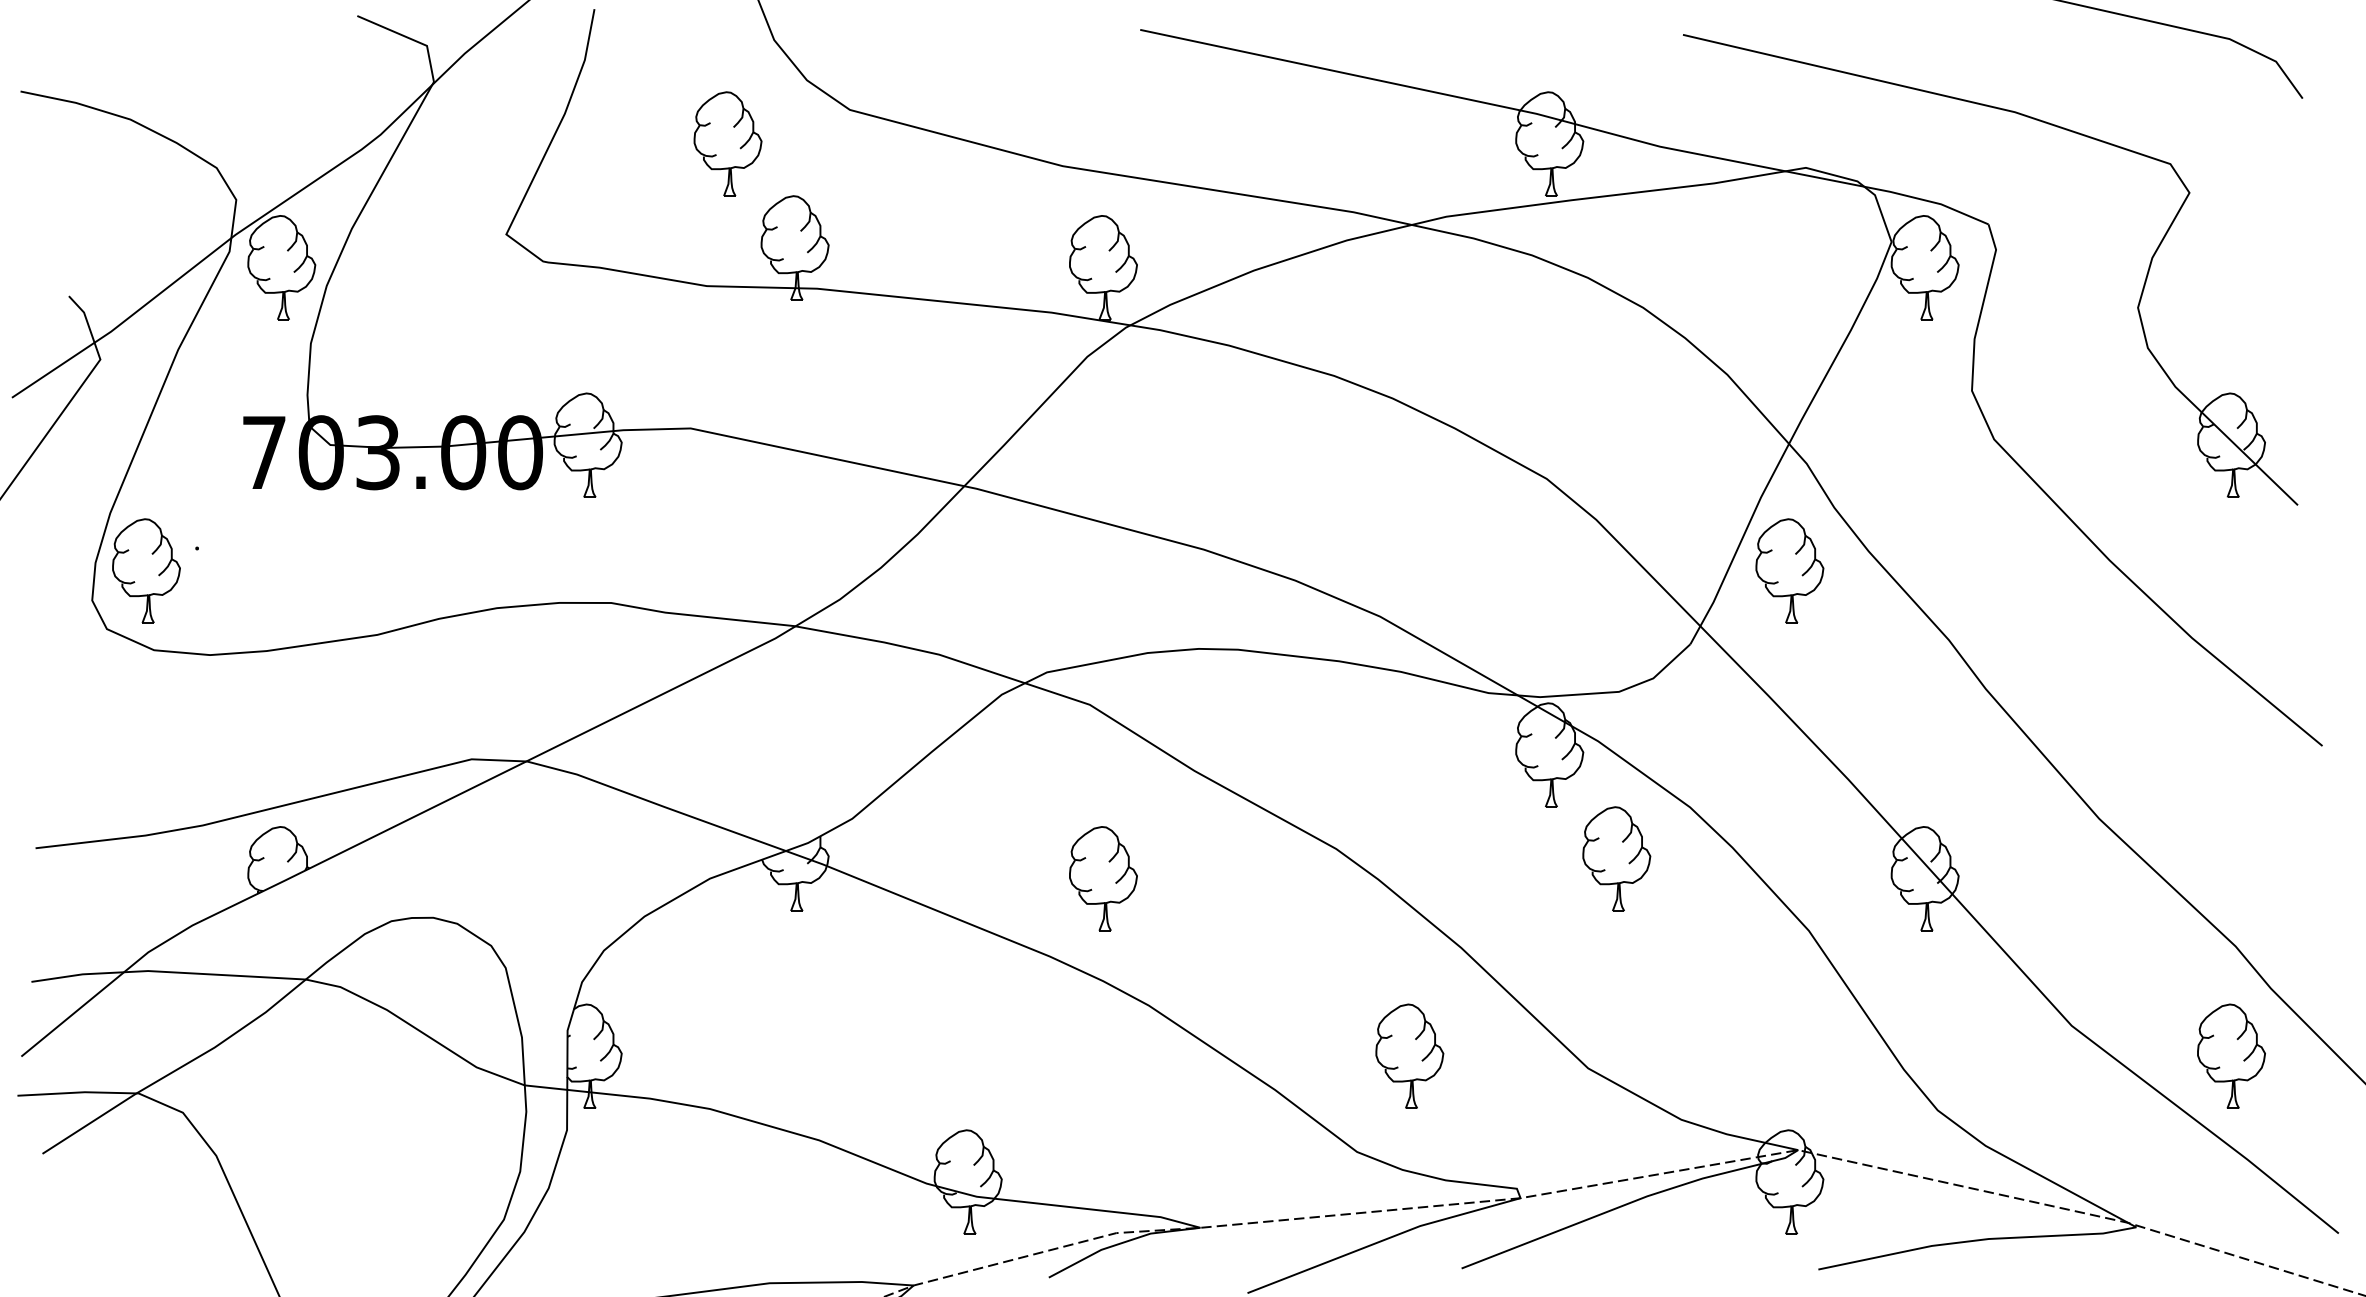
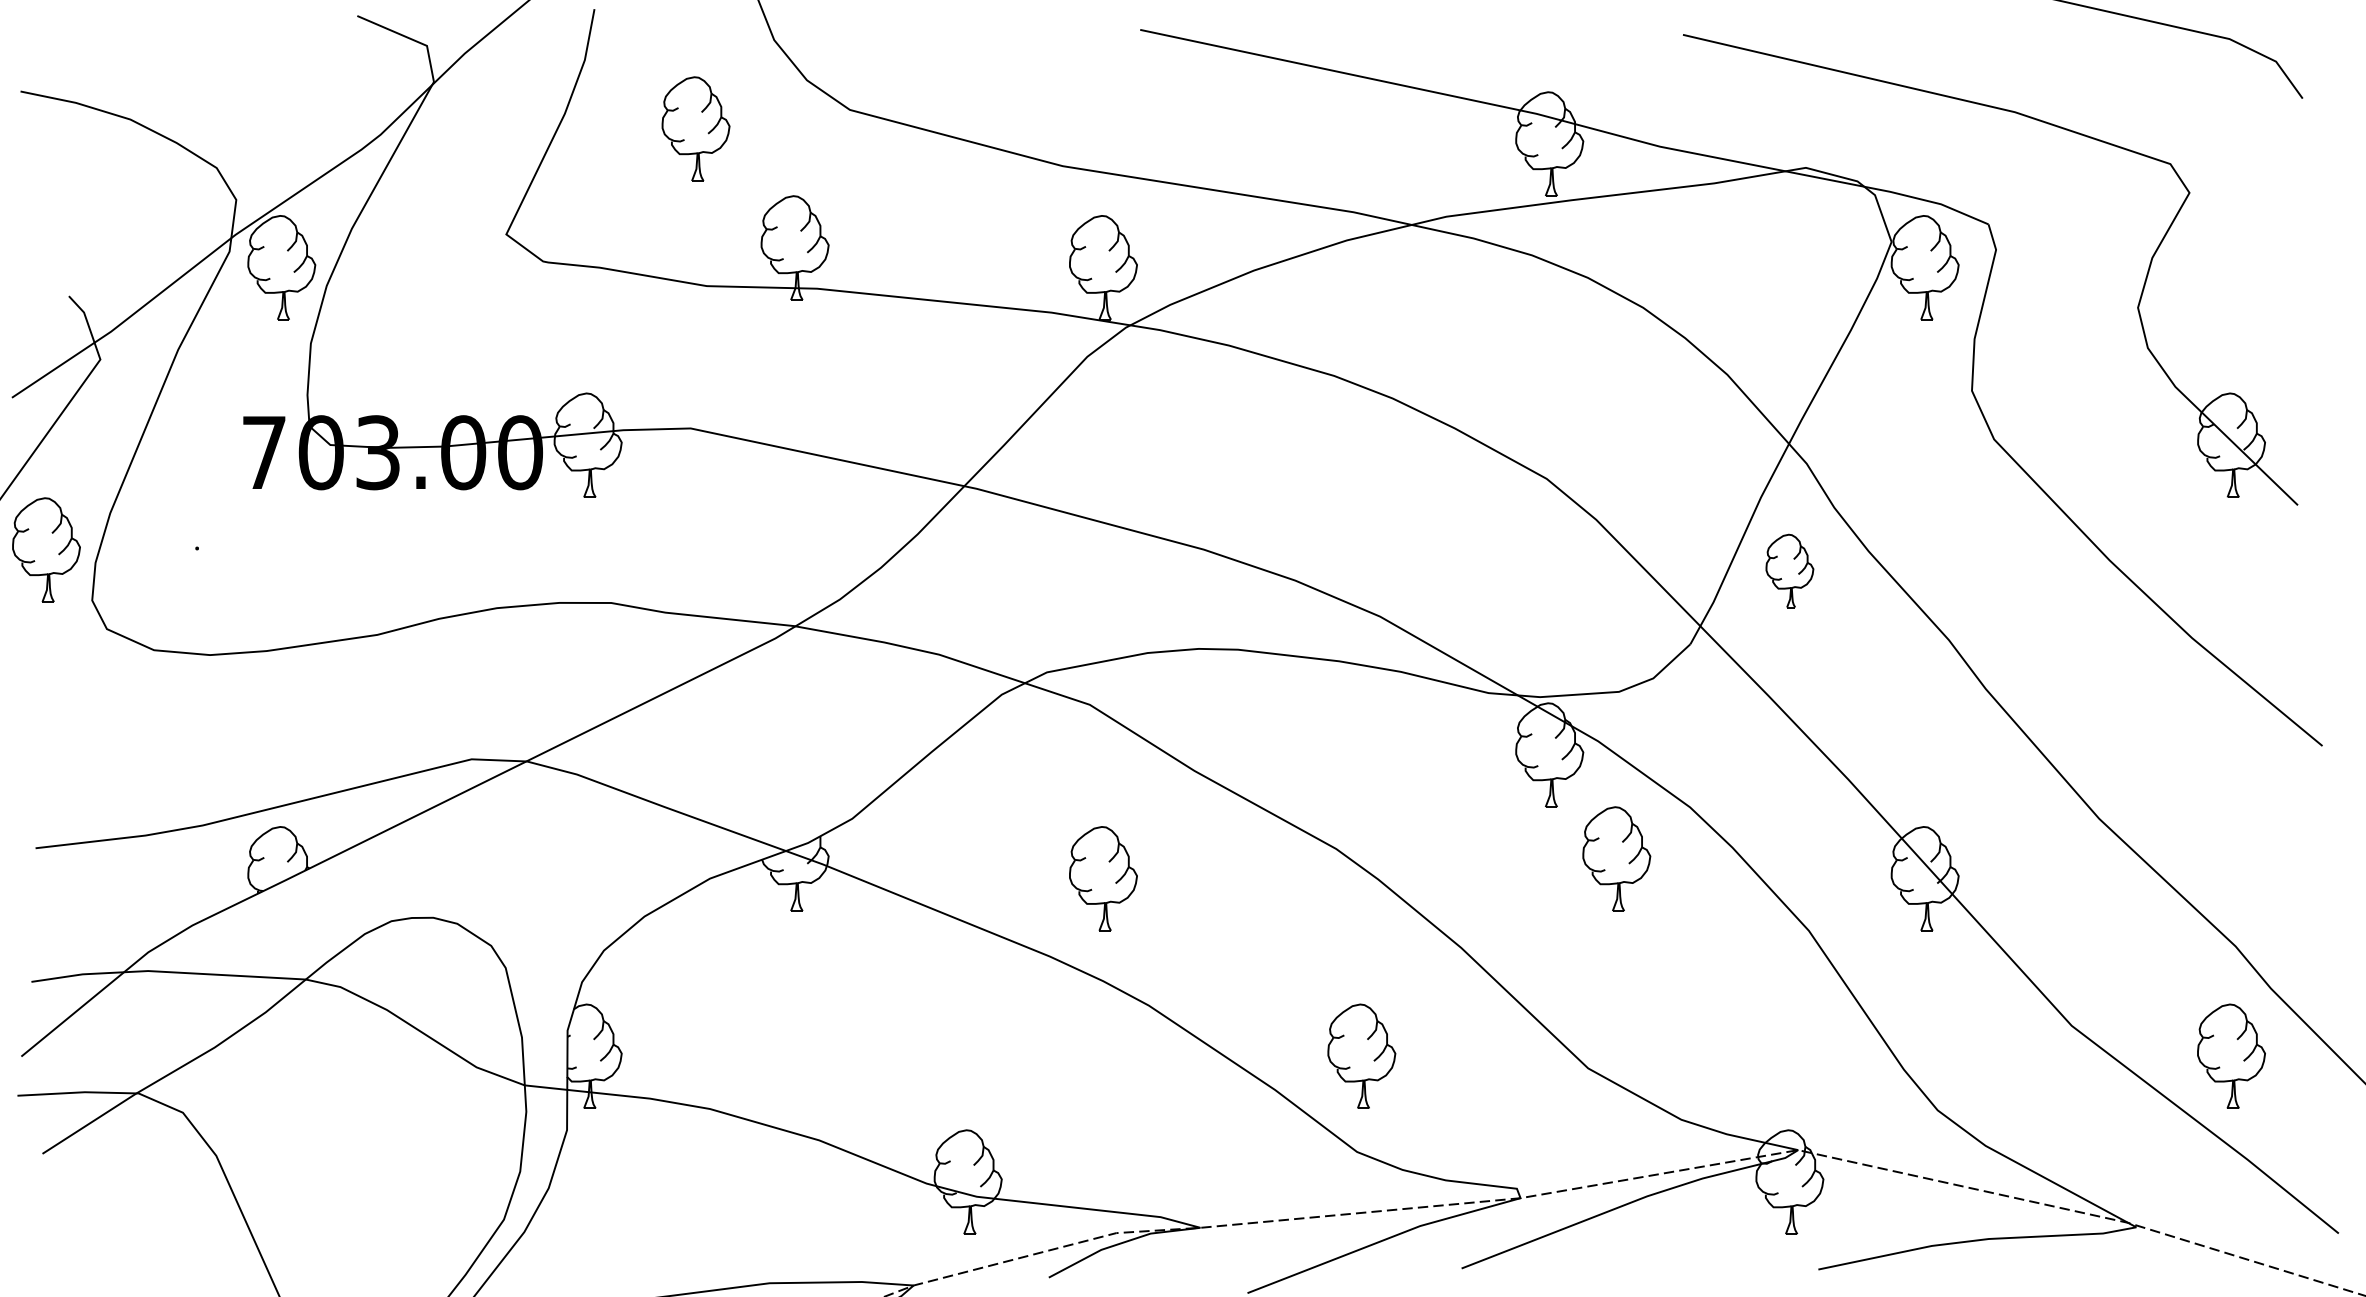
part position: (727, 143) -> (695, 128) (695, 128)
part position: (146, 570) -> (46, 549) (46, 549)
part size: 70x106 px -> 50x76 px (1789, 570)
part position: (1409, 1055) -> (1361, 1055) (1361, 1055)
